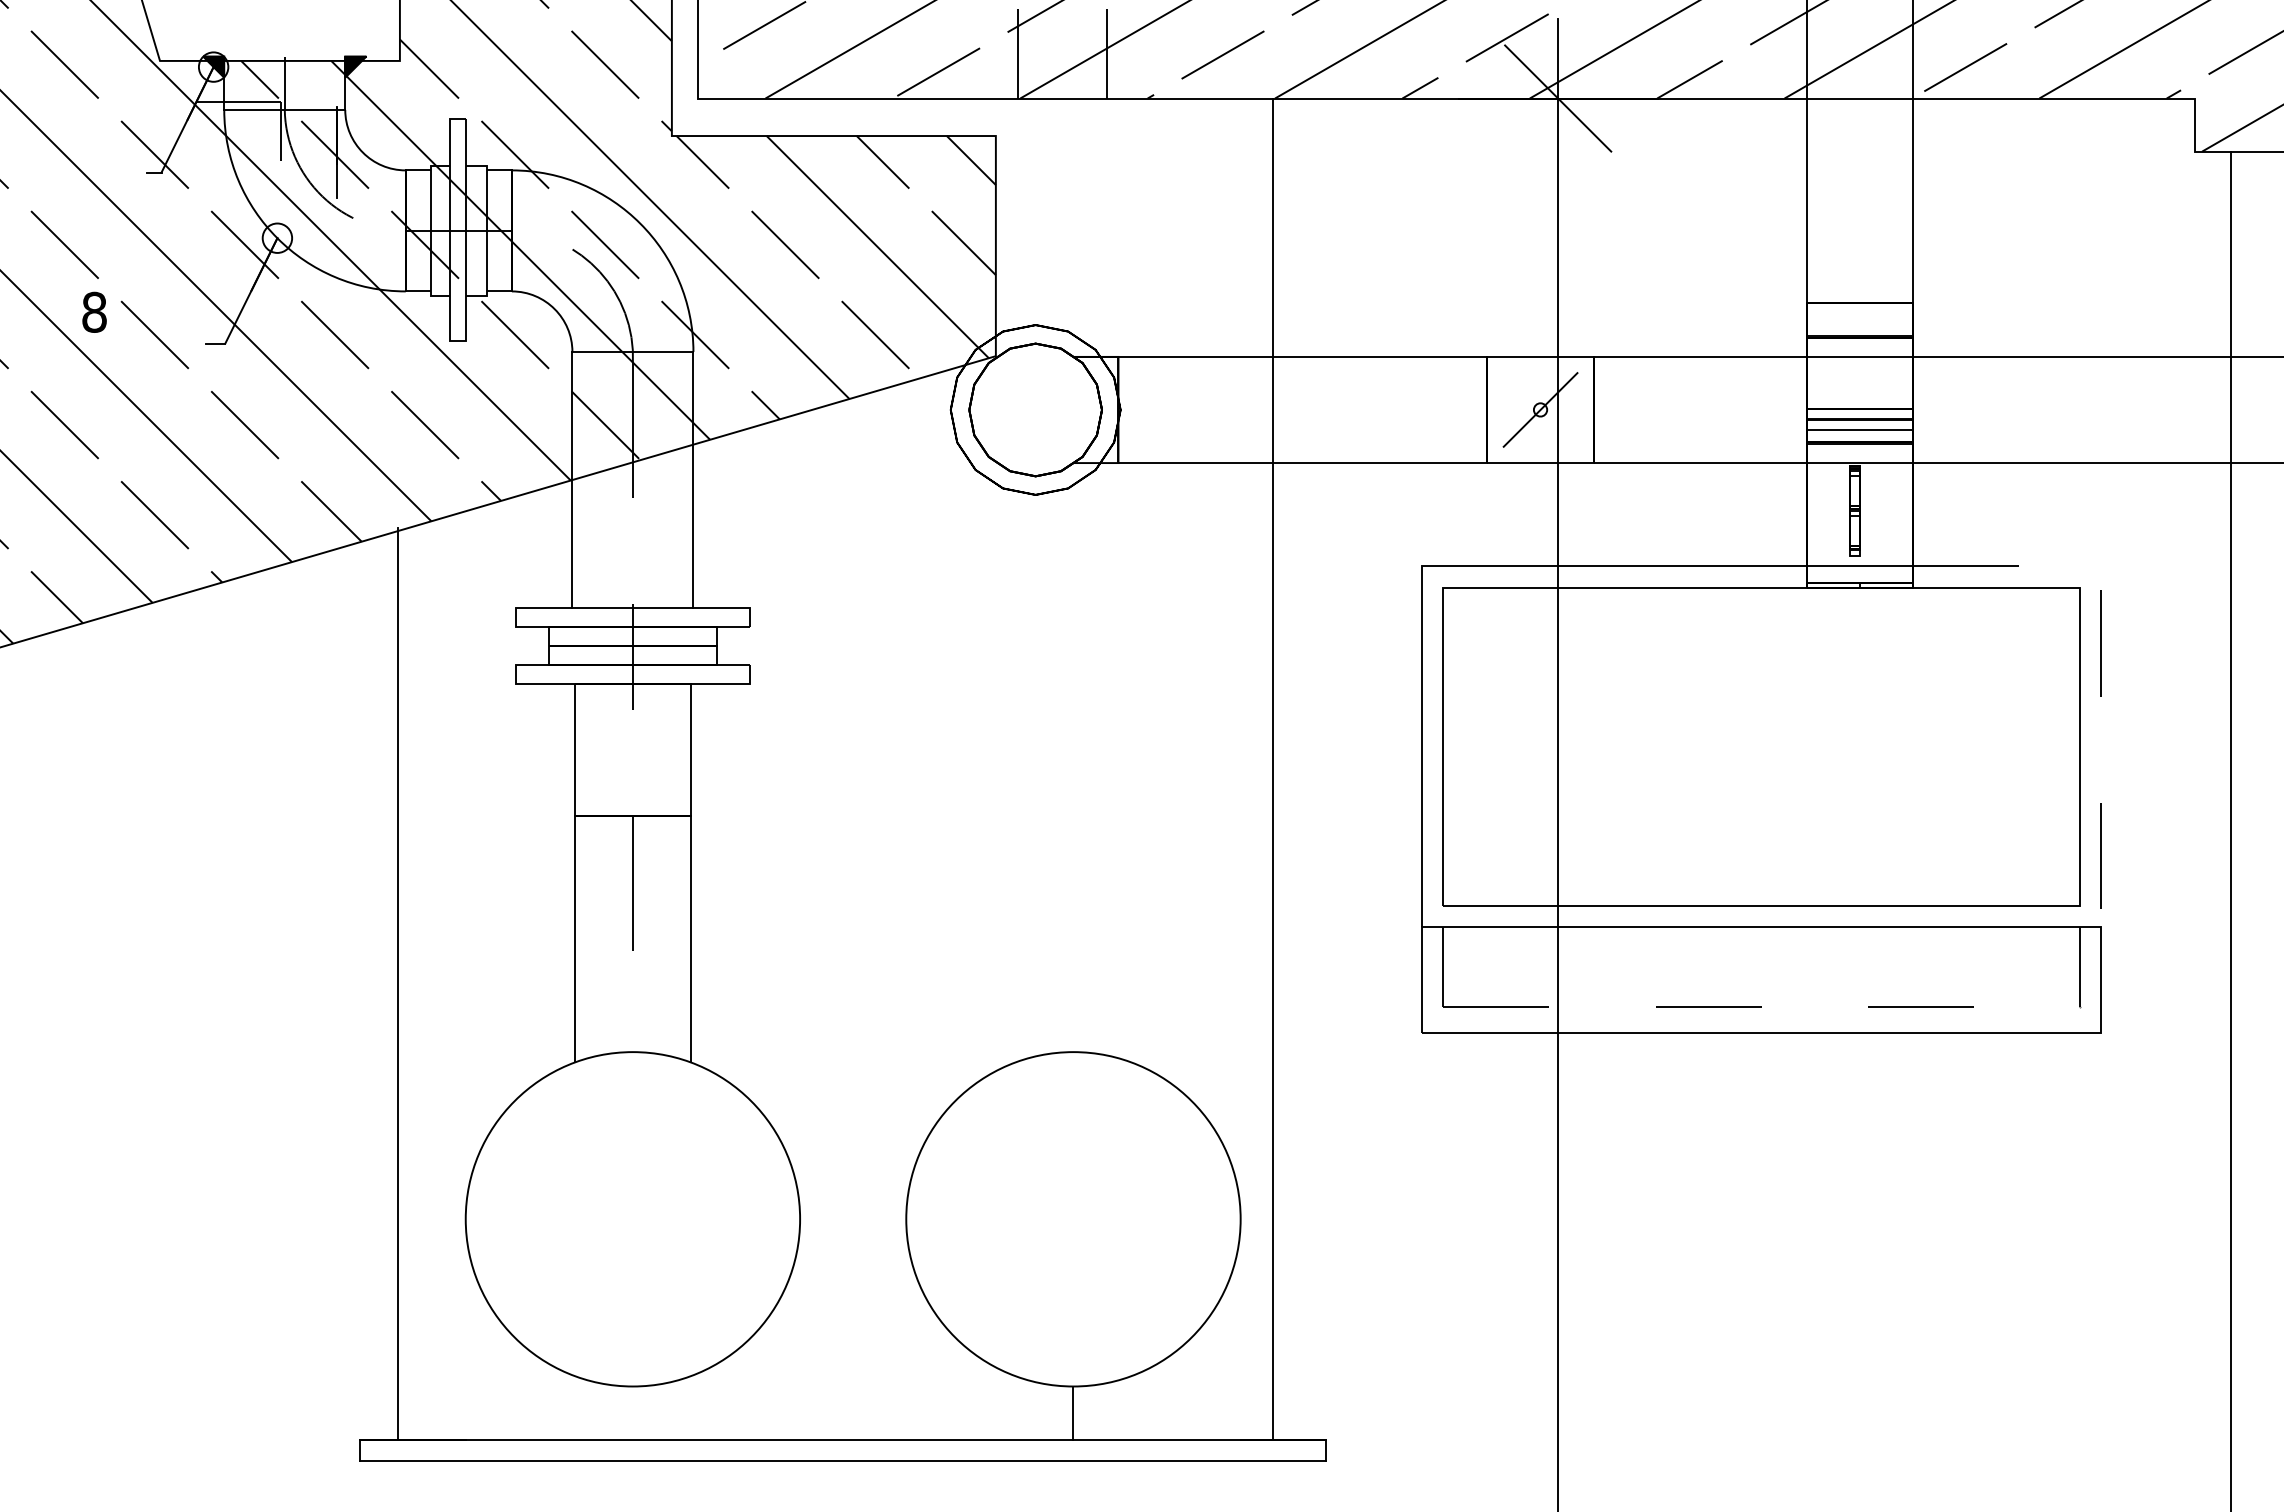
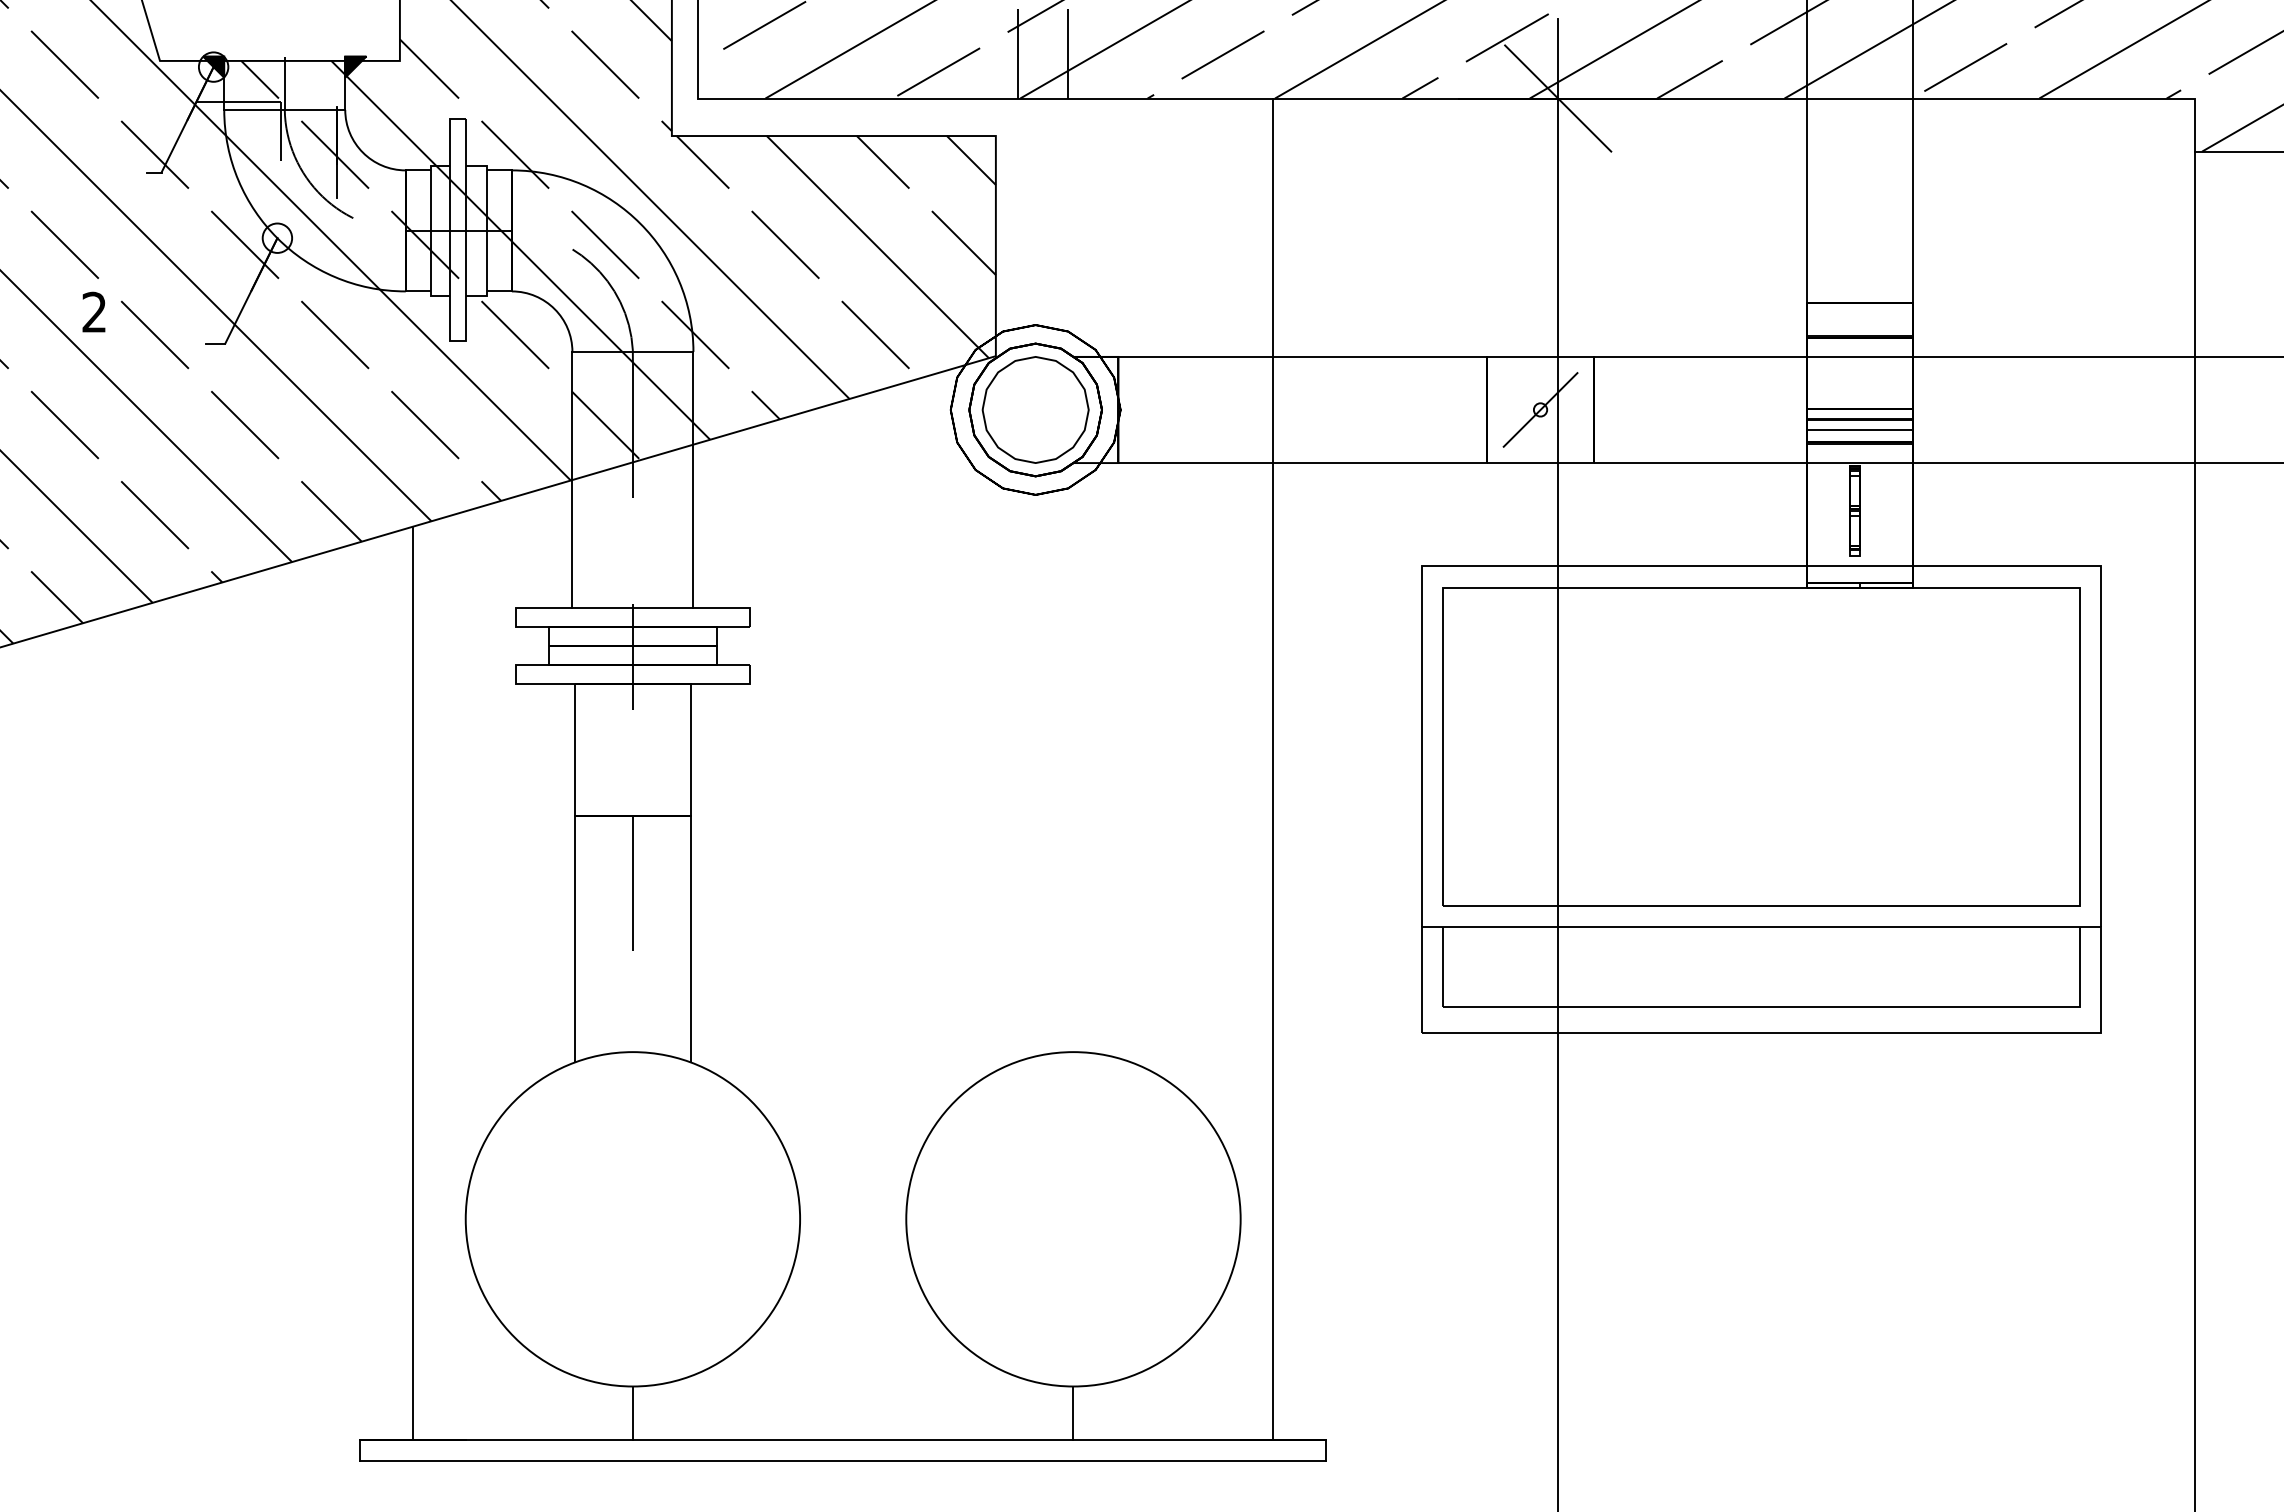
line position: (1106, 50) -> (1067, 50) (1067, 50)
text: 8 -> 2 (94, 311)
part: none -> present (1035, 409)
line: dashed -> solid (2101, 652)
line position: (2230, 829) -> (2194, 829) (2194, 829)
line position: (397, 983) -> (412, 983) (412, 983)
line: dashed -> solid (1802, 1006)
line: none -> present (632, 1412)
